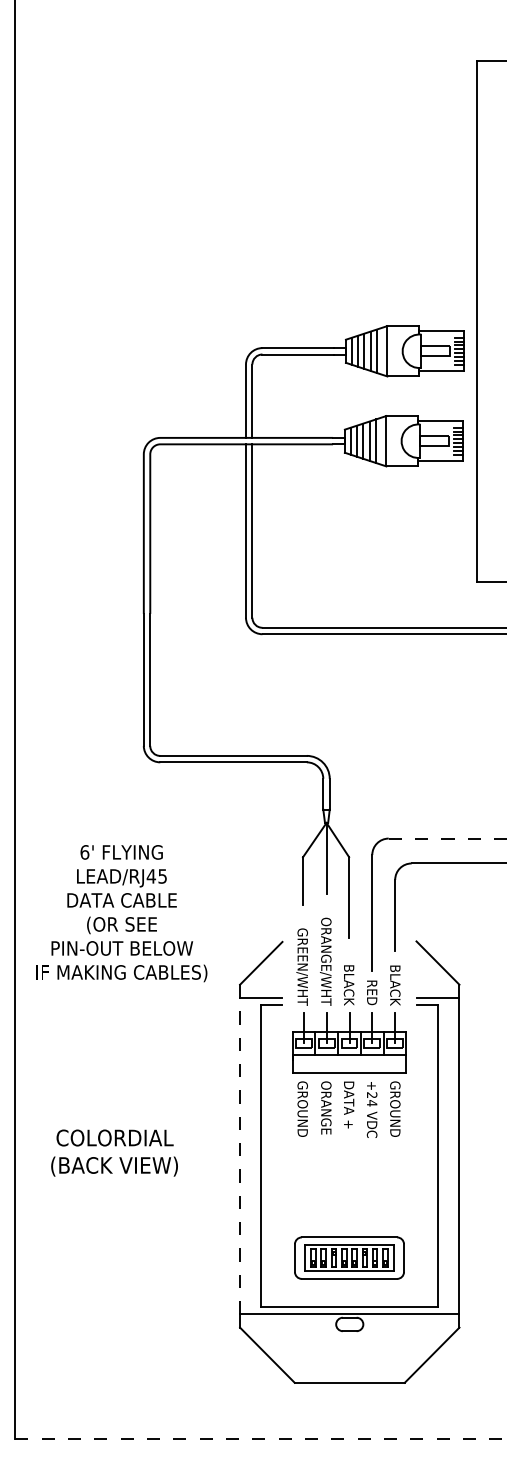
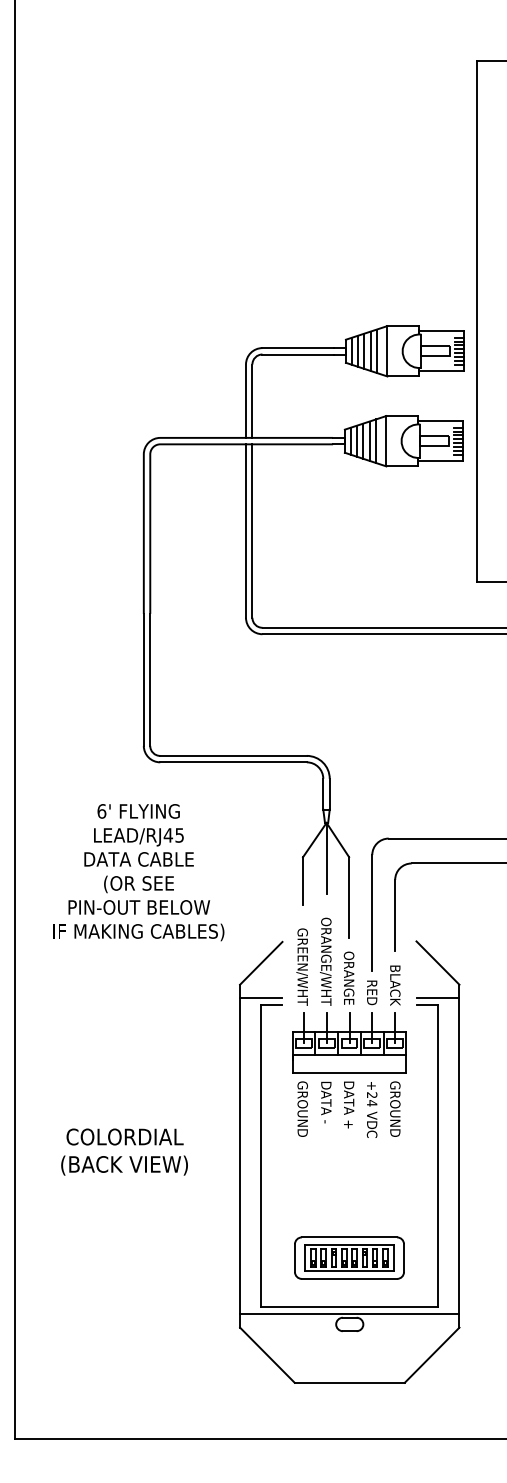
line: dashed -> solid (447, 838)
text position: (121, 913) -> (138, 872) (138, 872)
text: BLACK -> ORANGE (348, 978)
text: ORANGE -> DATA - (326, 1107)
text position: (114, 1152) -> (124, 1151) (124, 1151)
line: dashed -> solid (240, 1155)
line: dashed -> solid (261, 1438)
